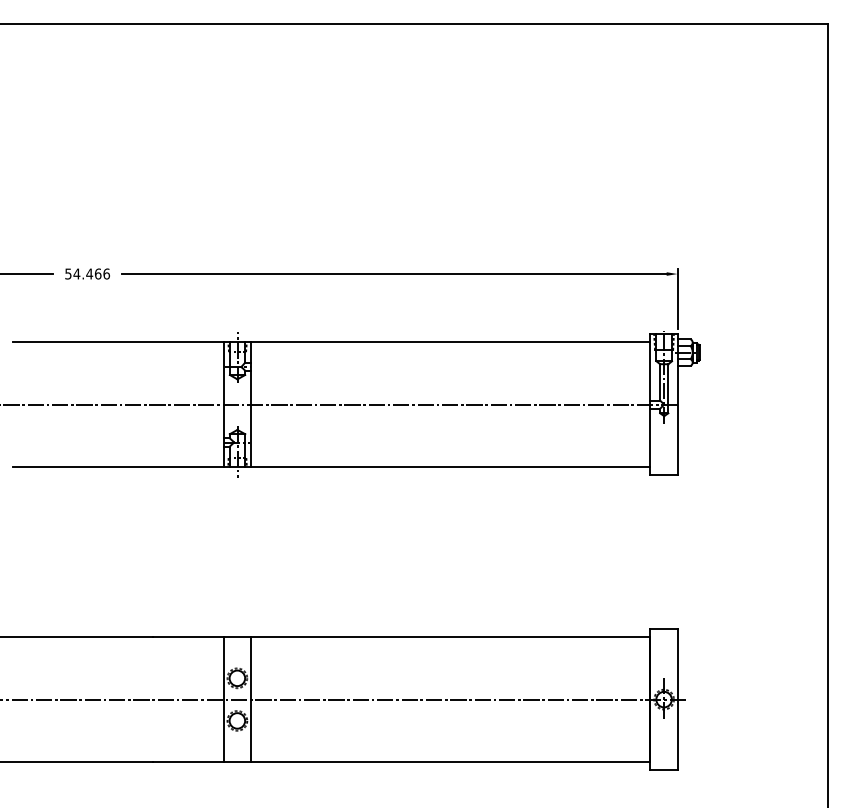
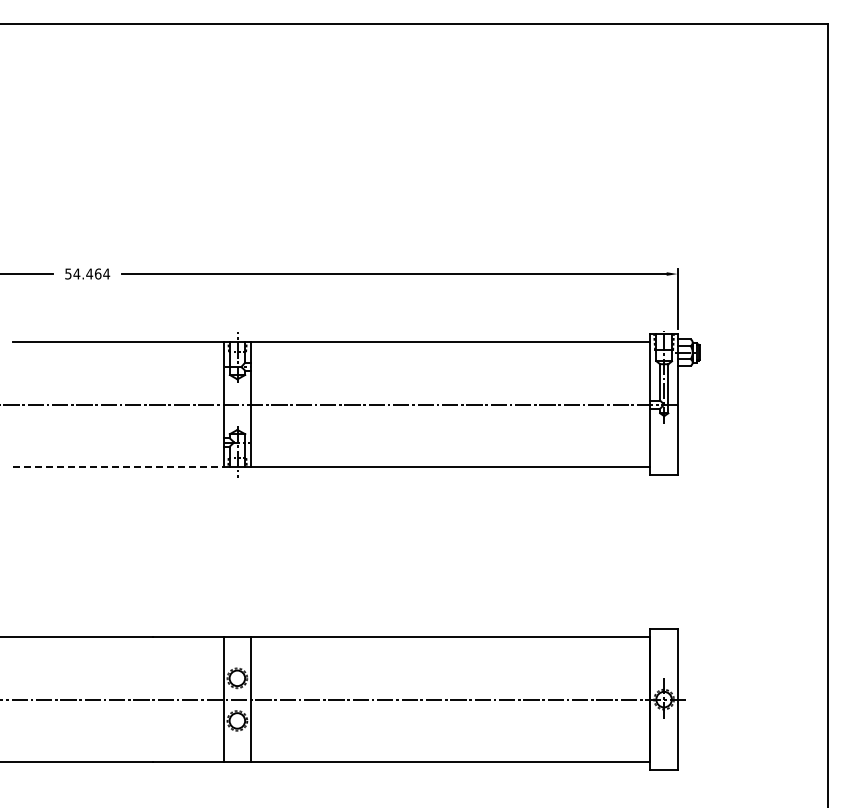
text: 54.466 -> 54.464 (106, 273)
line: solid -> dashed (119, 466)
